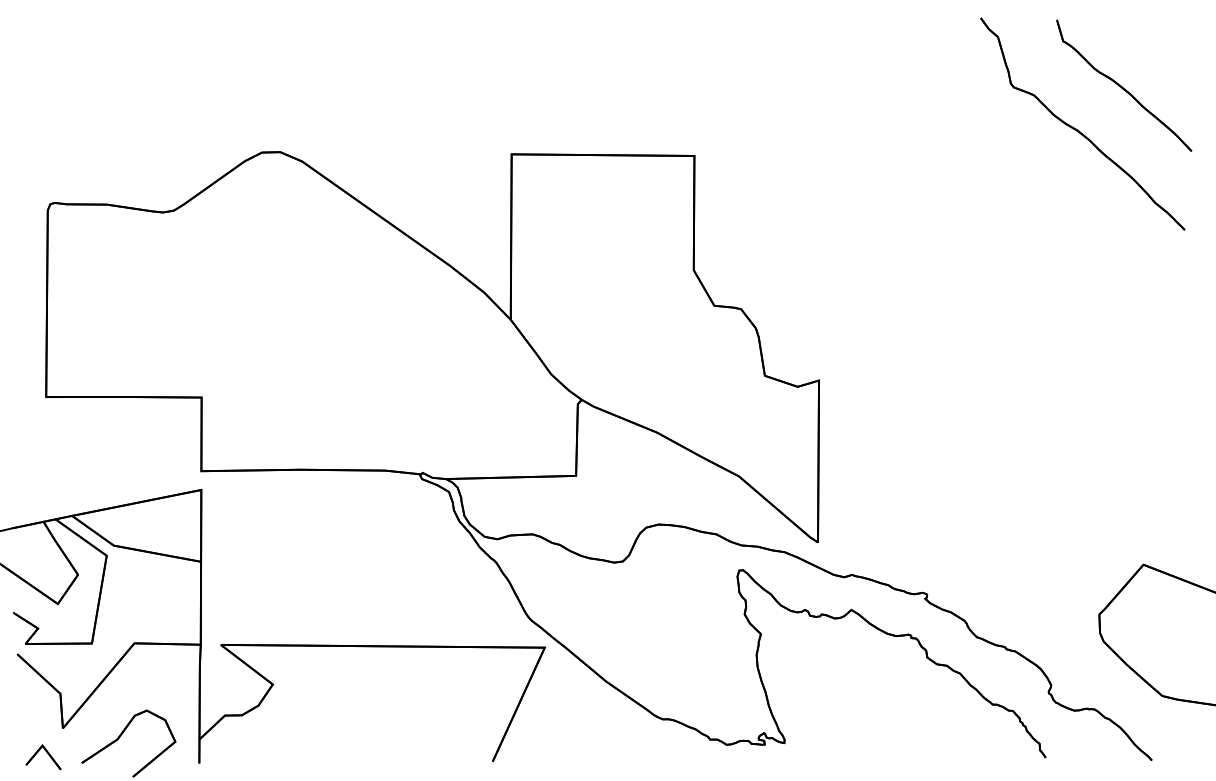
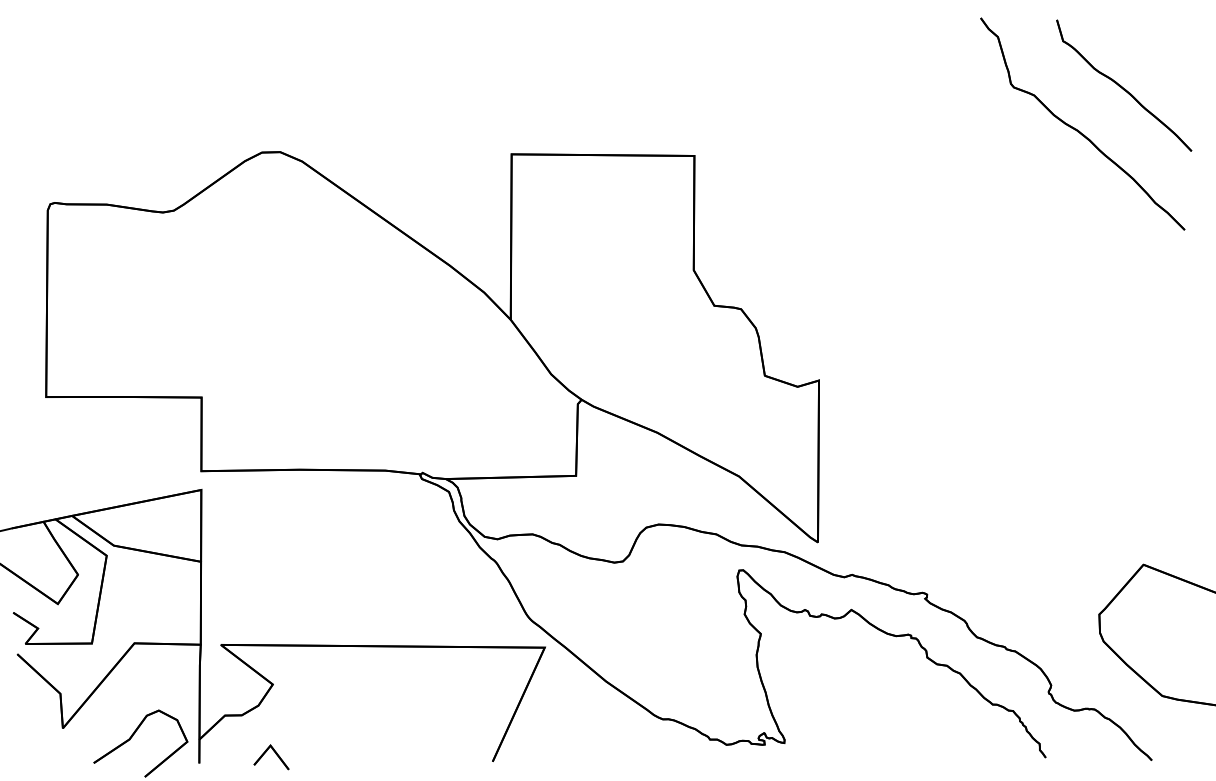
part position: (120, 737) -> (132, 737) (132, 737)
part position: (43, 757) -> (271, 757) (271, 757)
